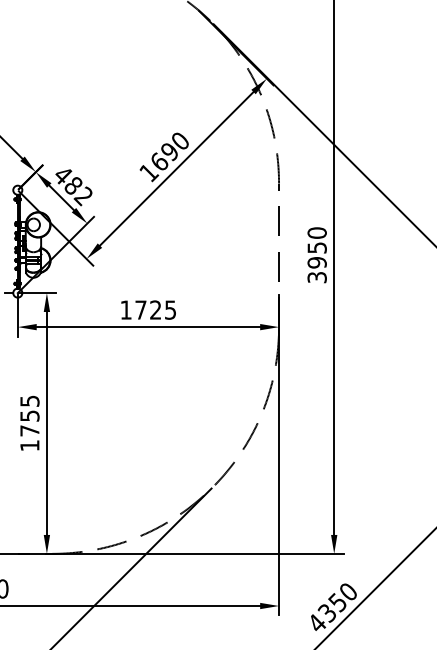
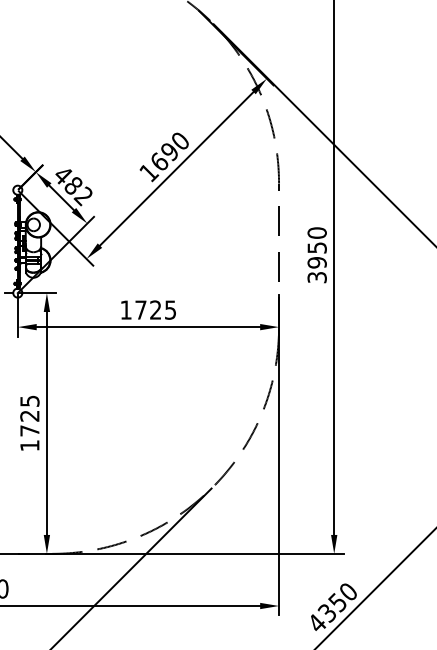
text: 1755 -> 1725 (29, 415)
